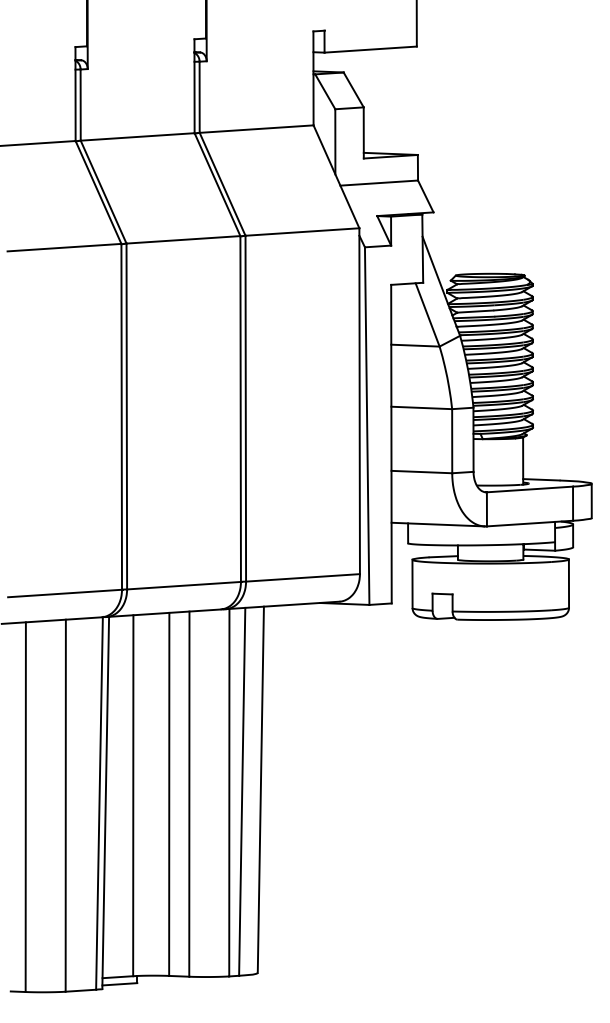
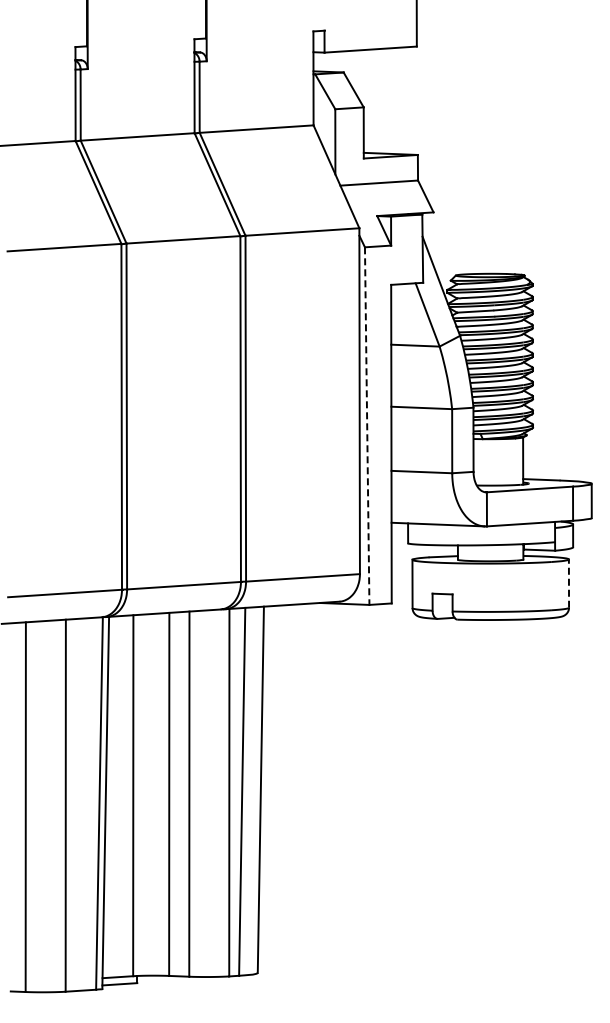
line: solid -> dashed (367, 426)
line: solid -> dashed (568, 583)
